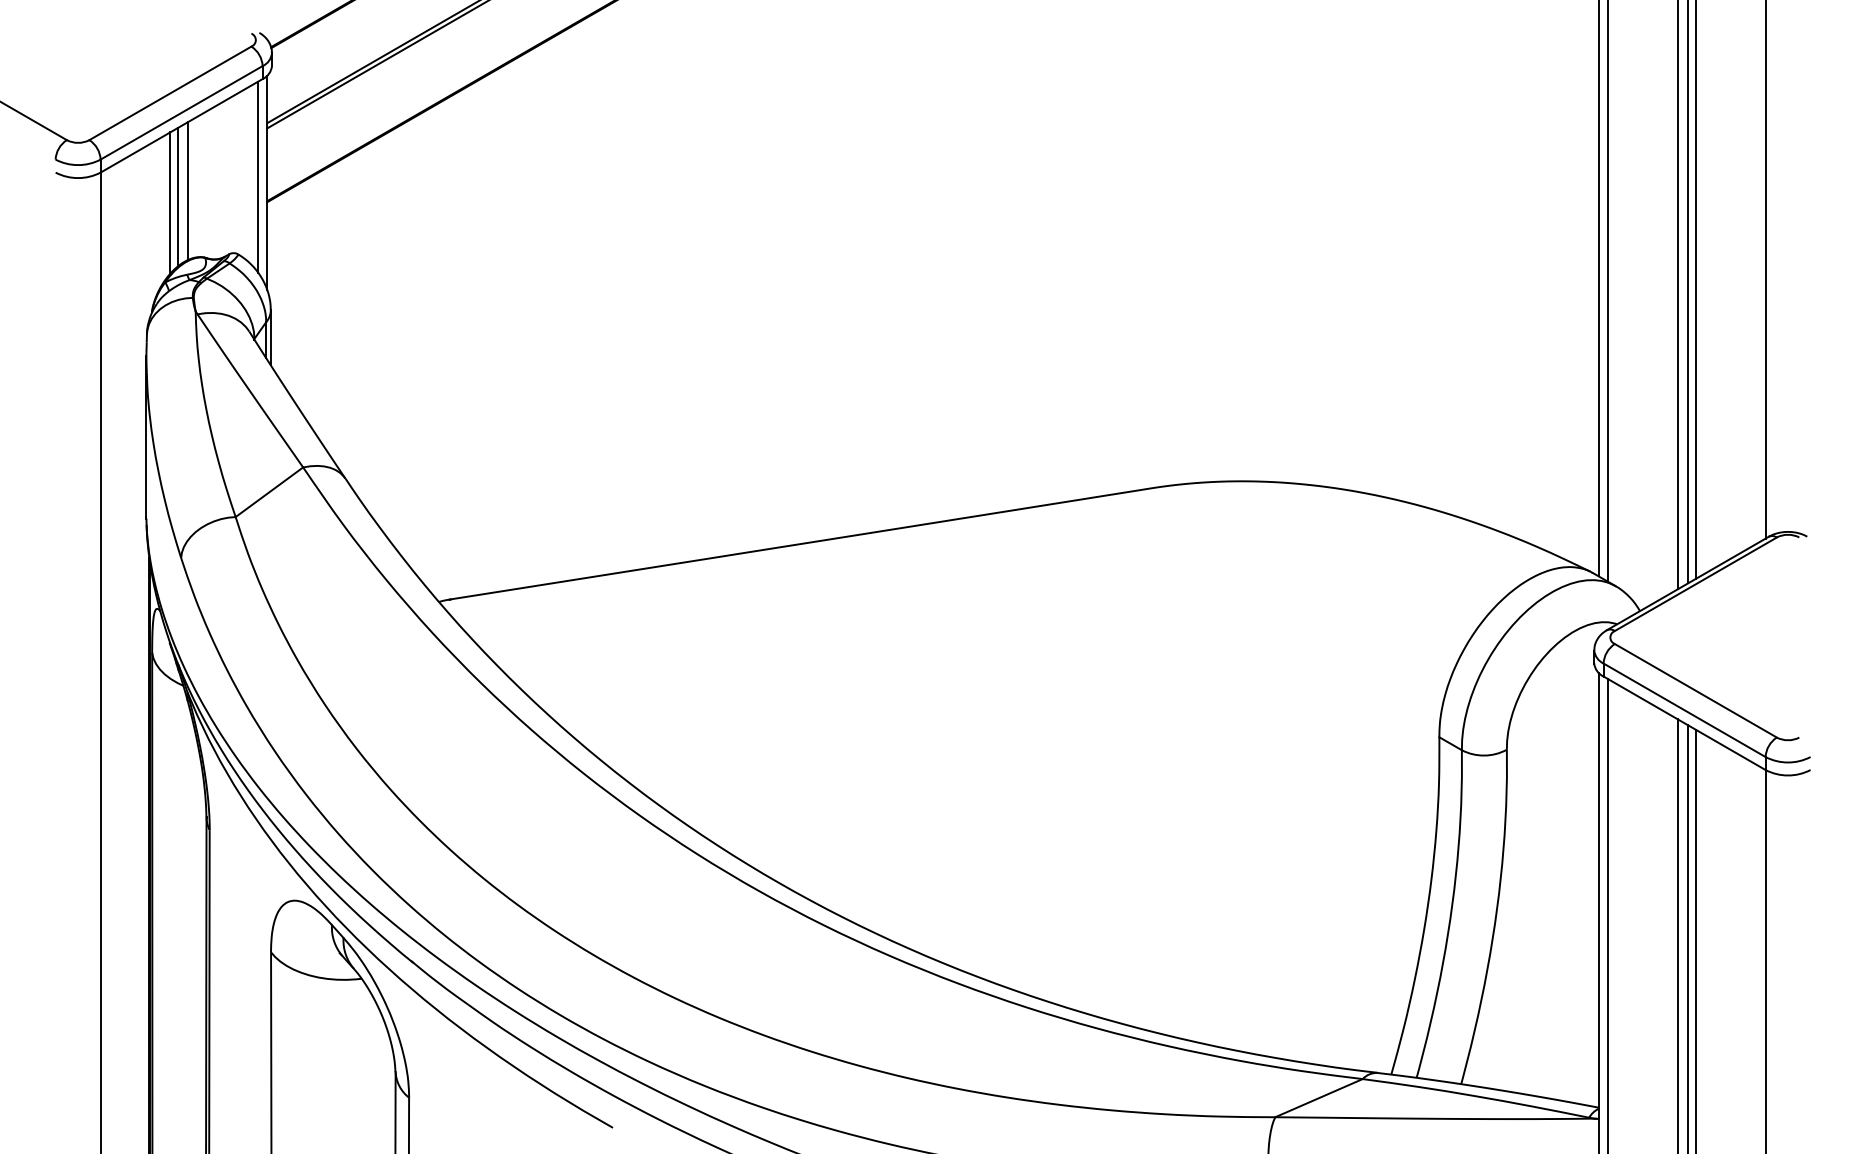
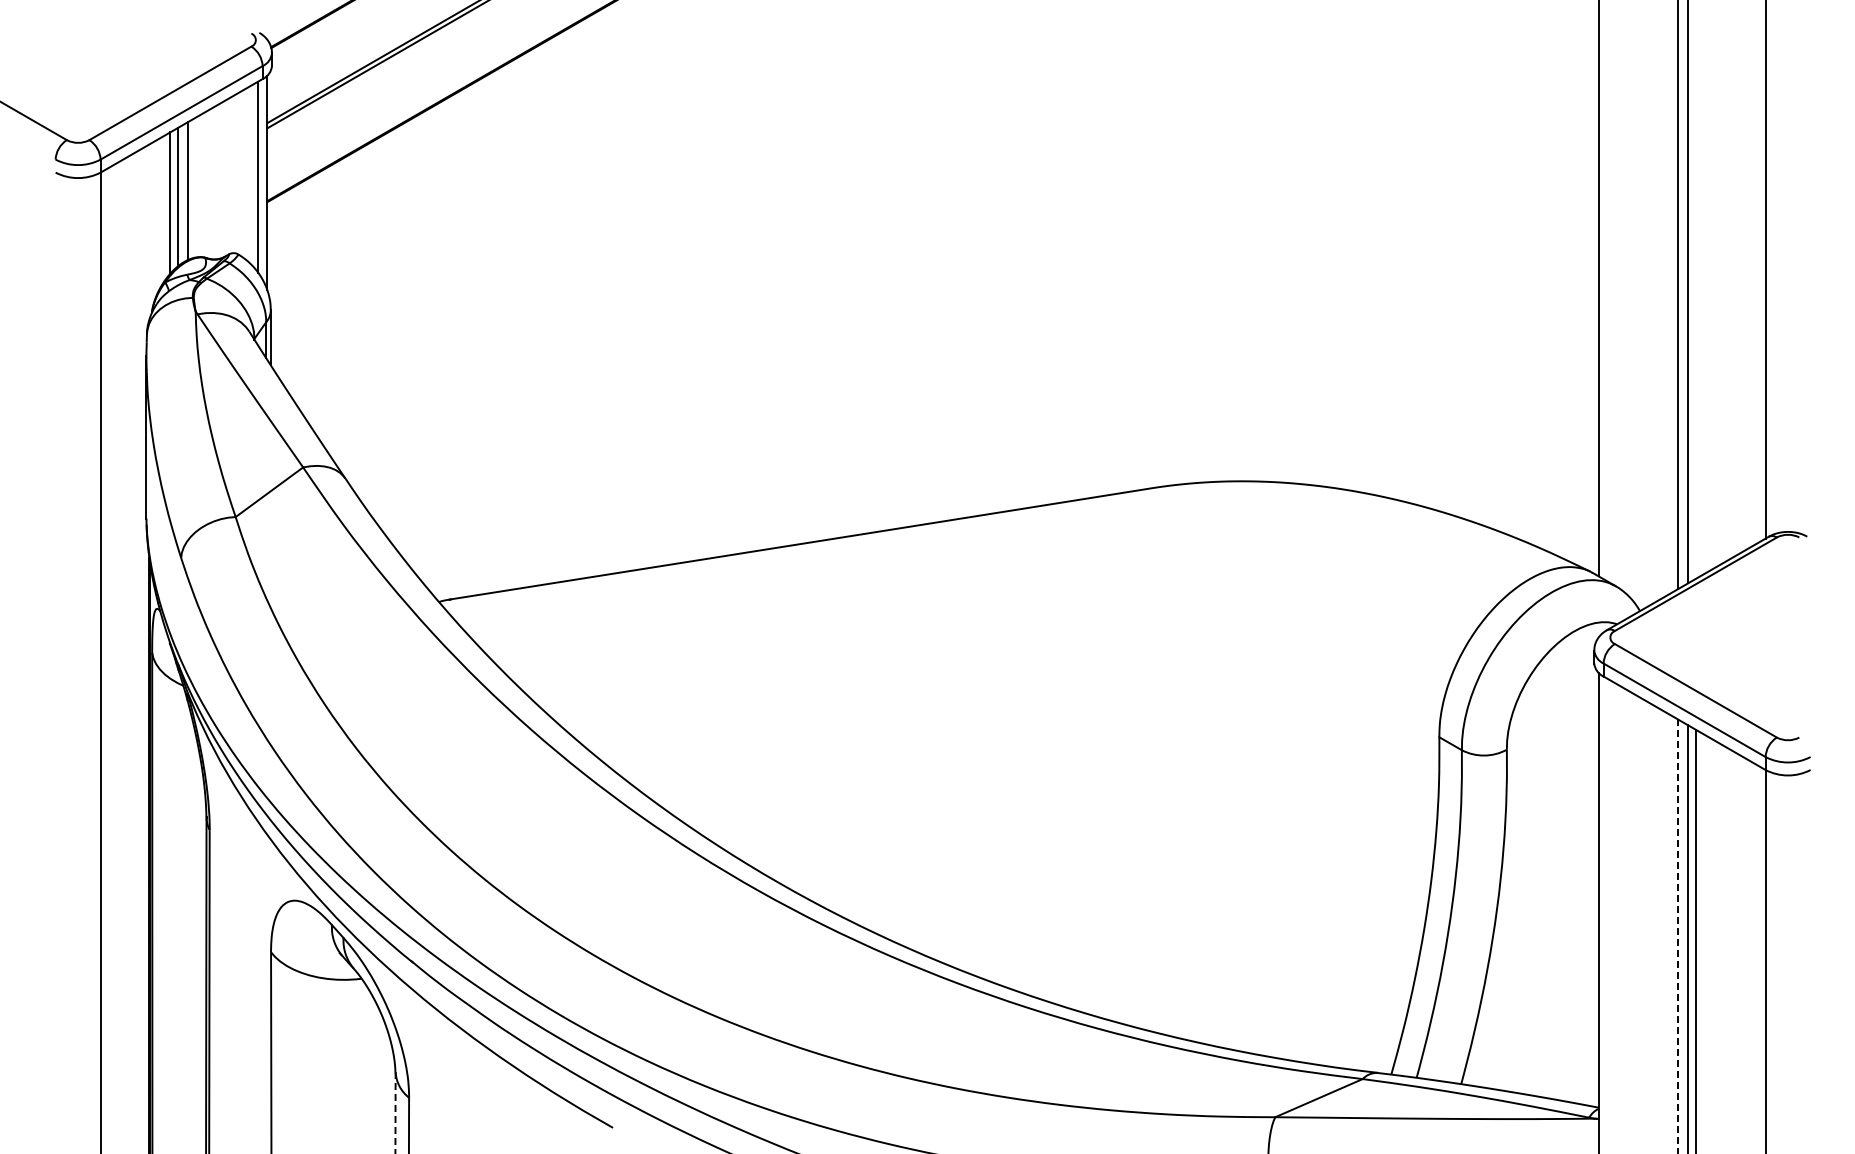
line: present -> none (1695, 290)
line: present -> none (1608, 291)
line: present -> none (1608, 914)
line: solid -> dashed (1677, 936)
line: solid -> dashed (395, 1112)
